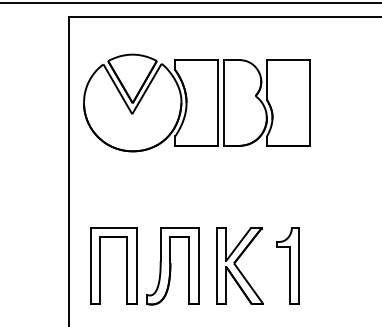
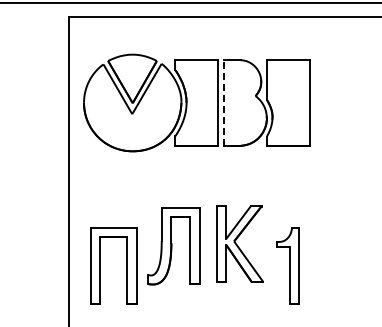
line: solid -> dashed (224, 103)
part position: (239, 265) -> (239, 243) (239, 243)
part position: (172, 266) -> (173, 246) (173, 246)
